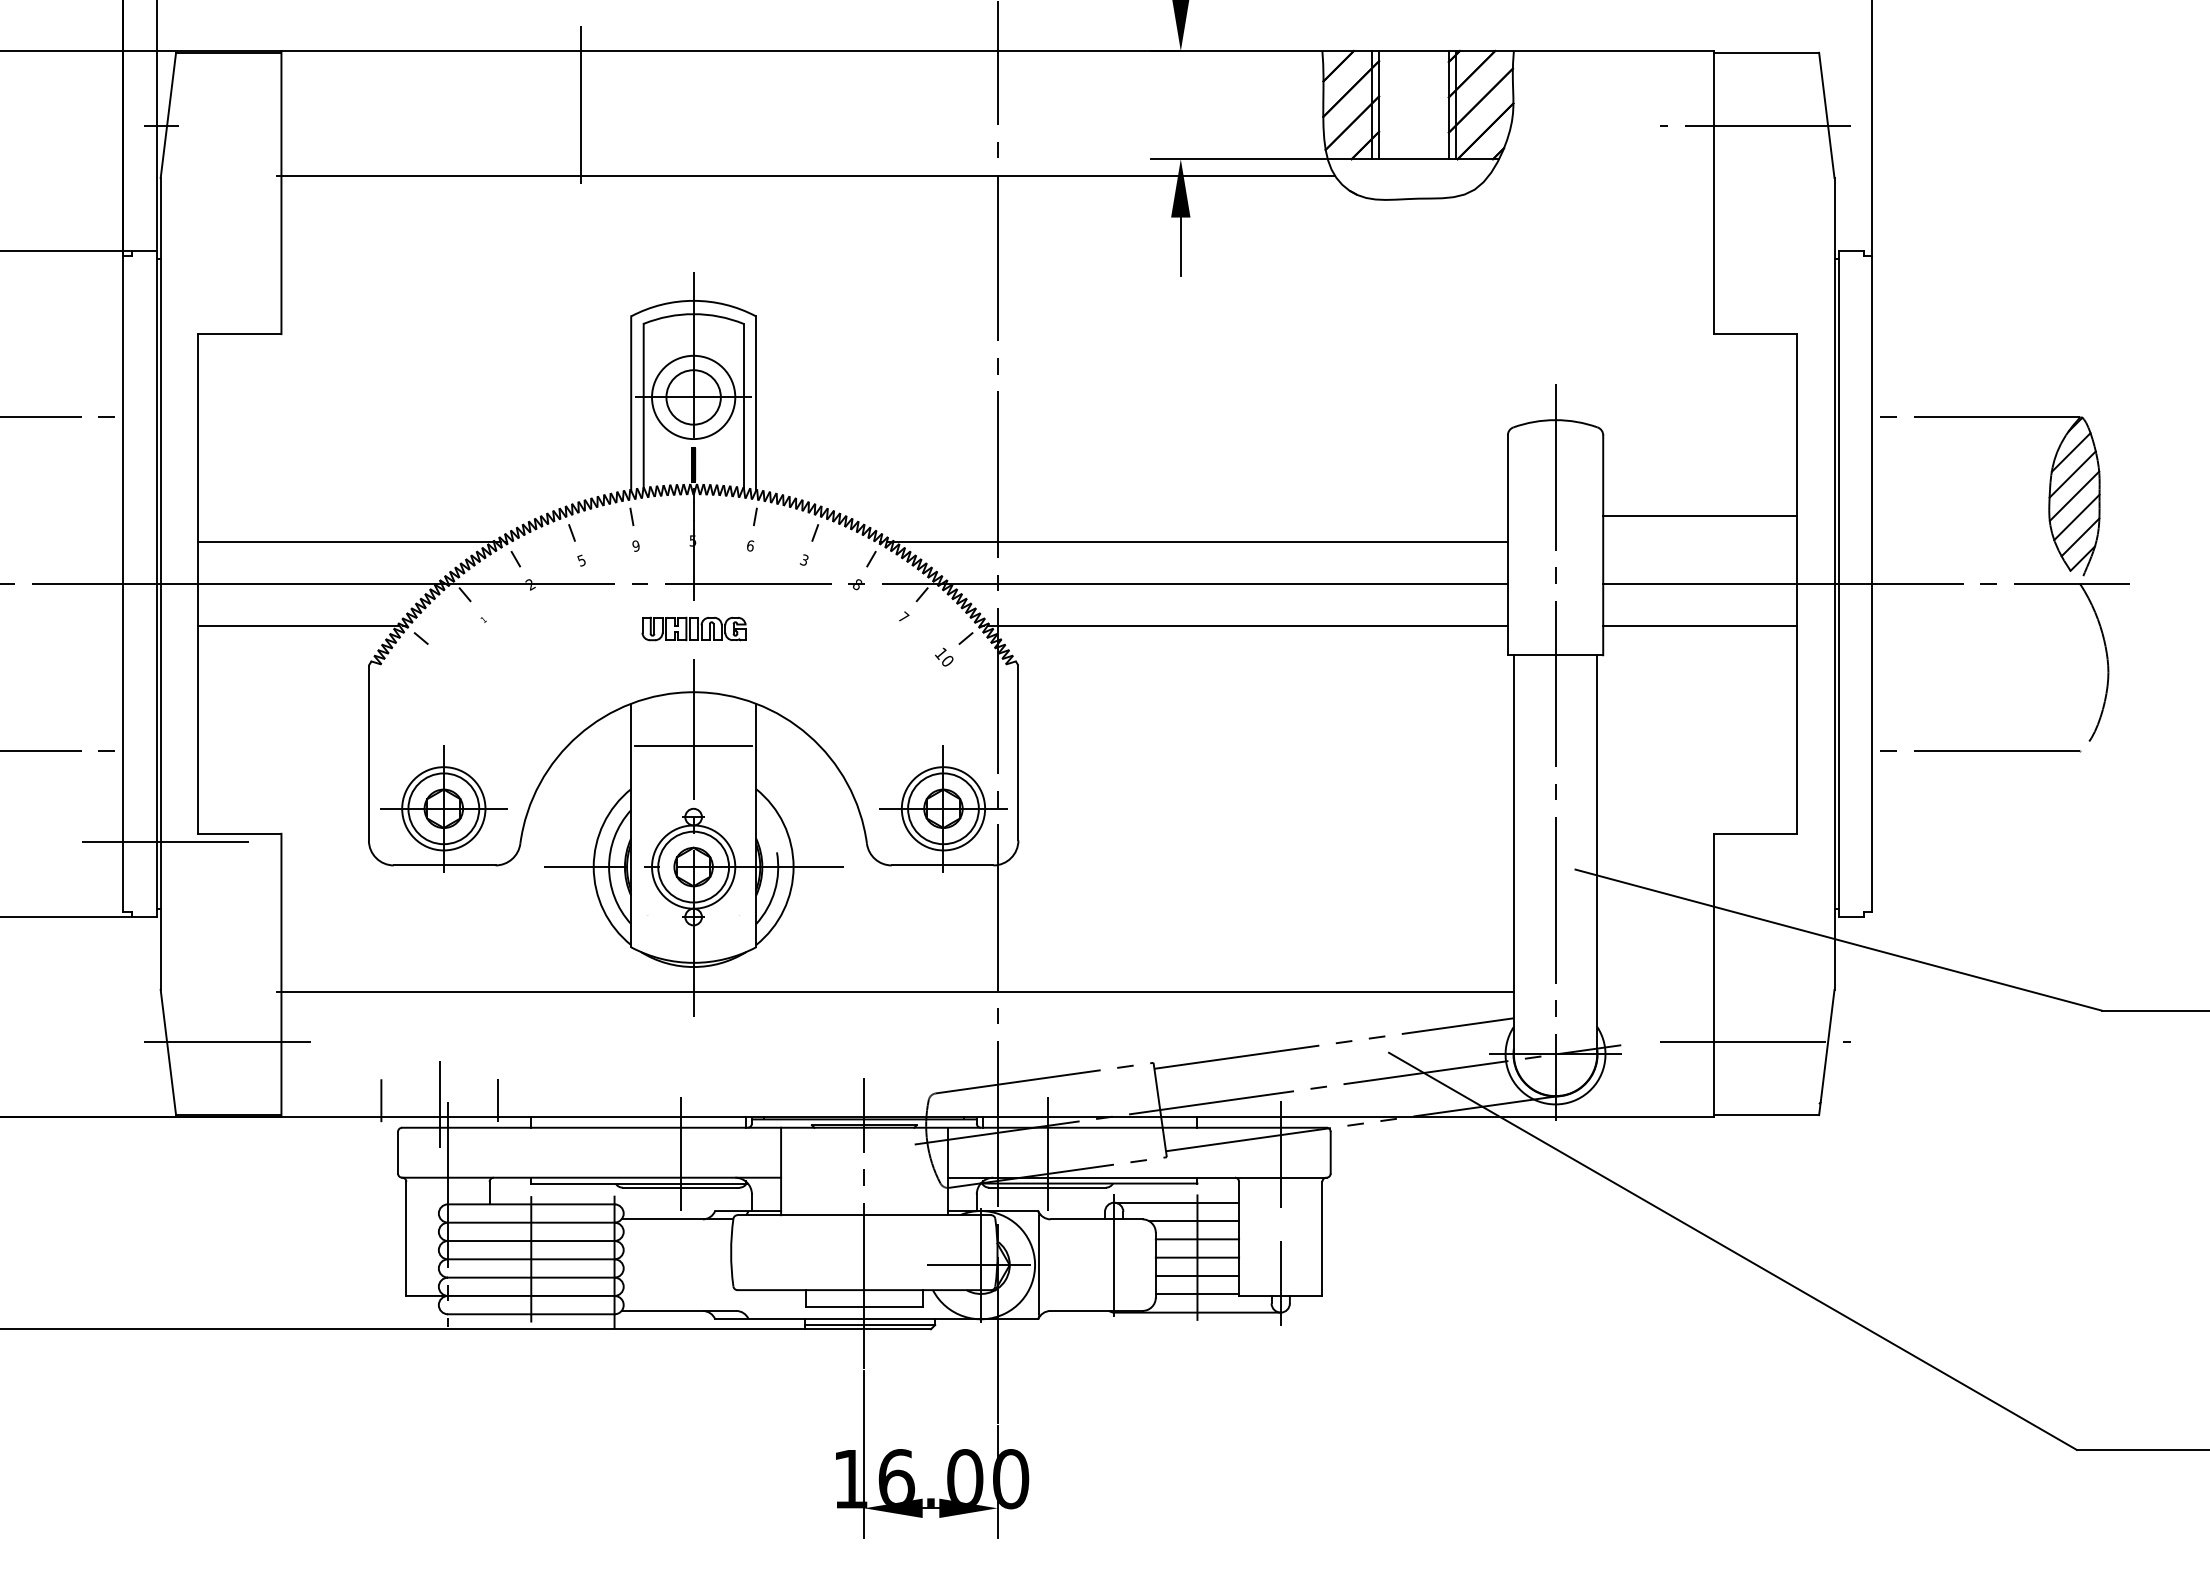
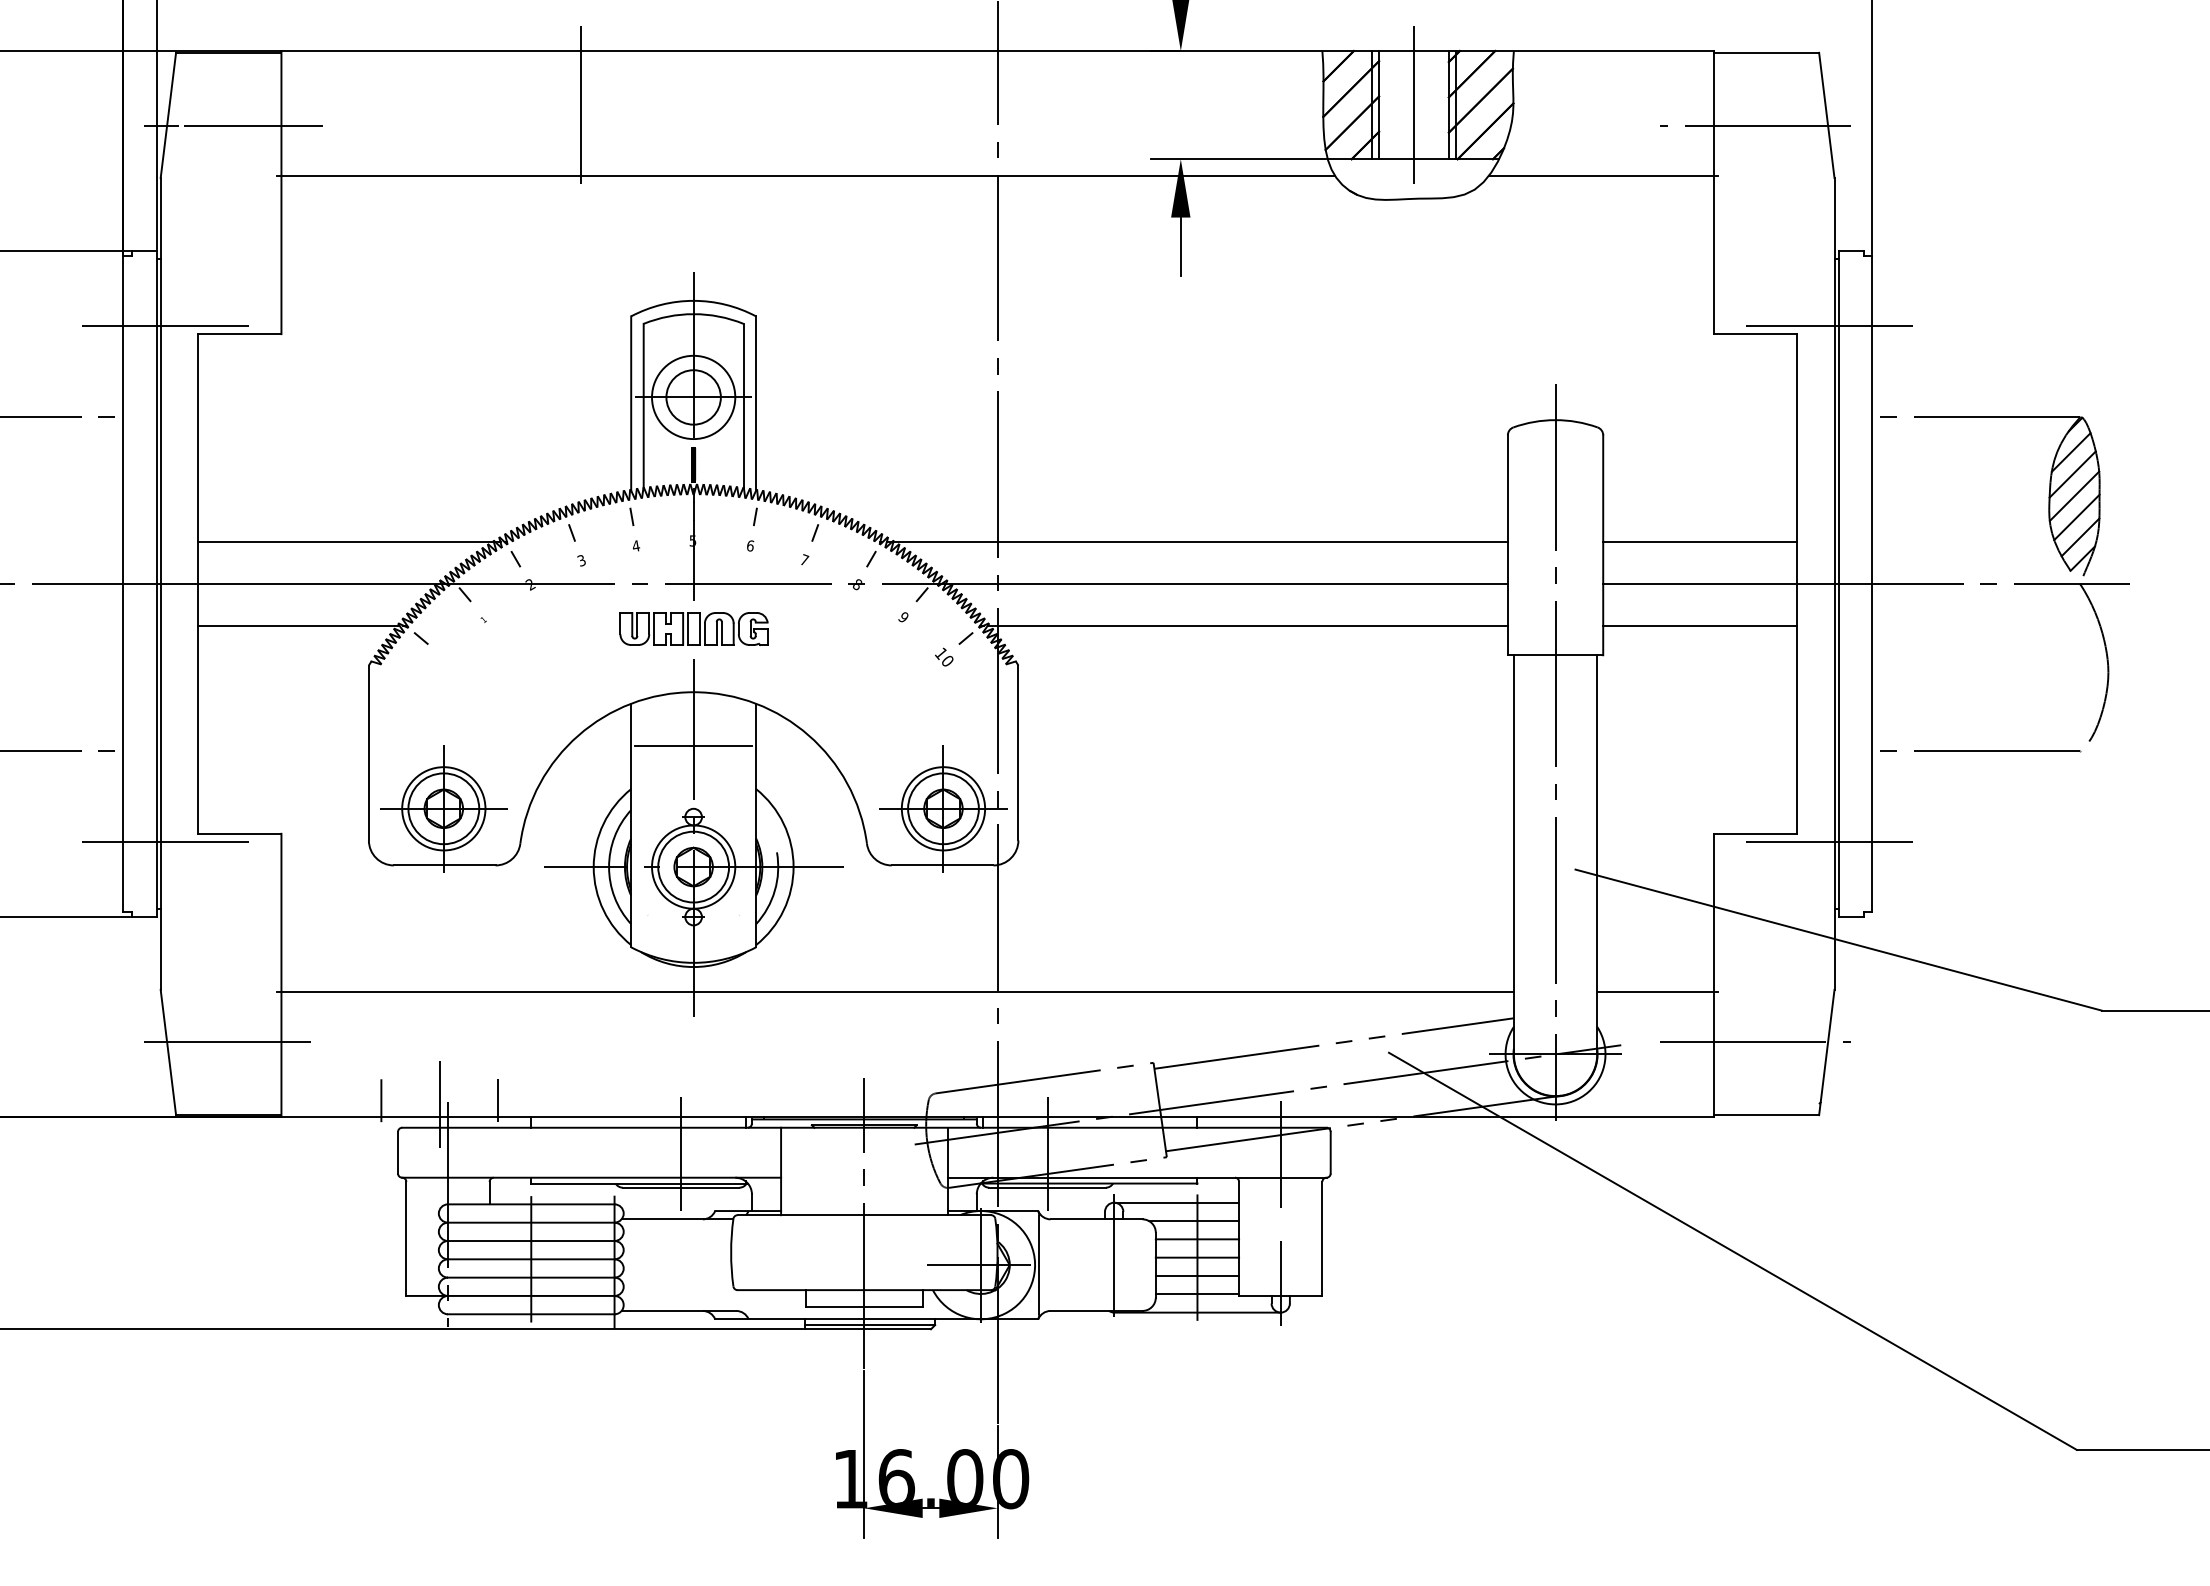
line: none -> present (1413, 105)
line: none -> present (253, 125)
line: none -> present (1602, 175)
line: none -> present (165, 325)
line: none -> present (1829, 325)
line position: (1700, 516) -> (1700, 542) (1700, 542)
text: 9 -> 4 (636, 545)
text: 5 -> 3 (581, 559)
text: 3 -> 7 (804, 559)
text: 7 -> 9 (903, 616)
part size: 106x26 px -> 150x34 px (693, 628)
line: none -> present (1829, 842)
line: none -> present (1657, 992)
